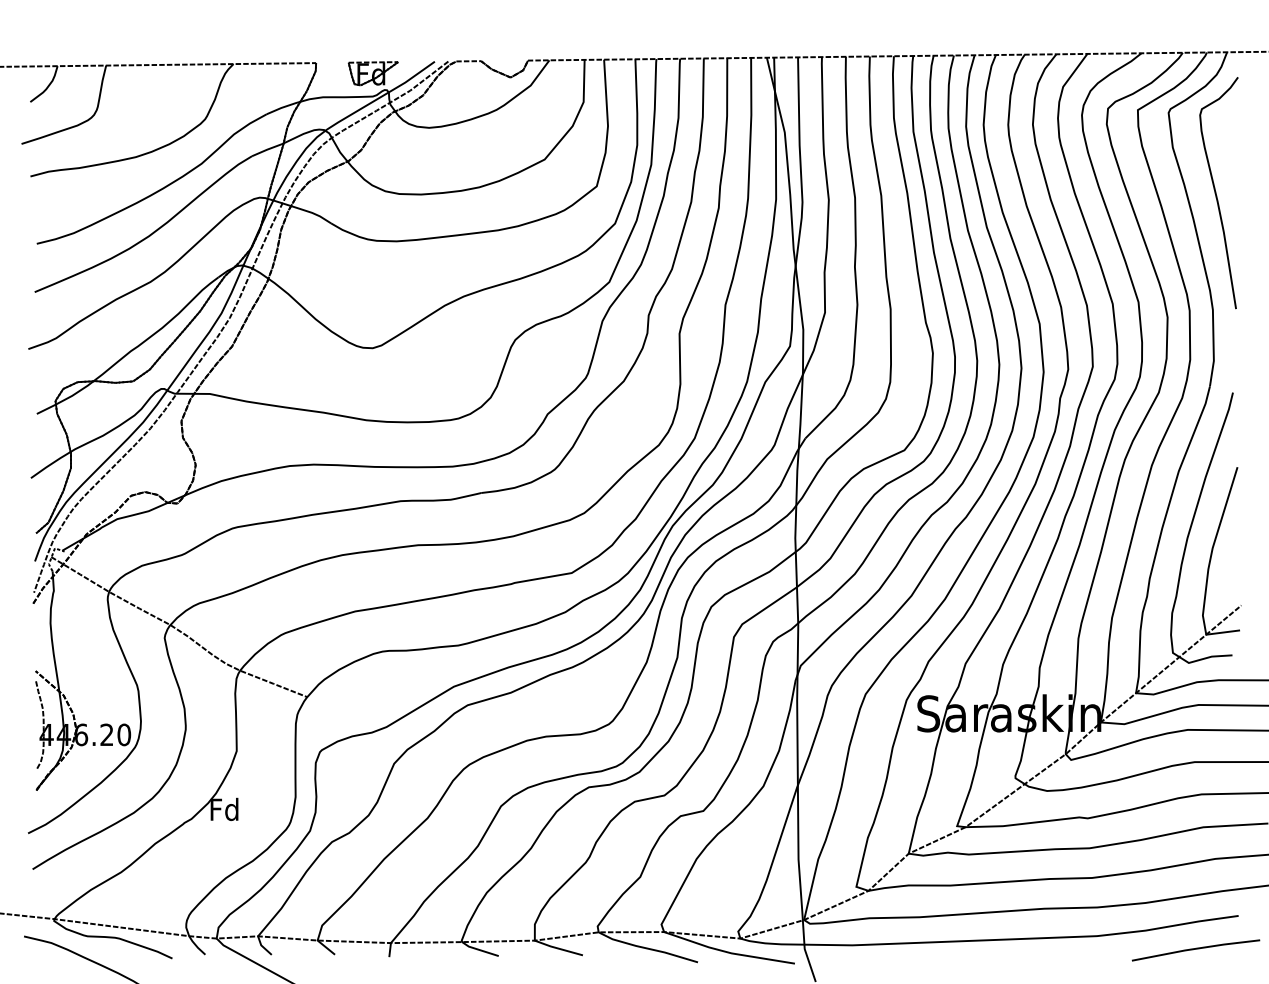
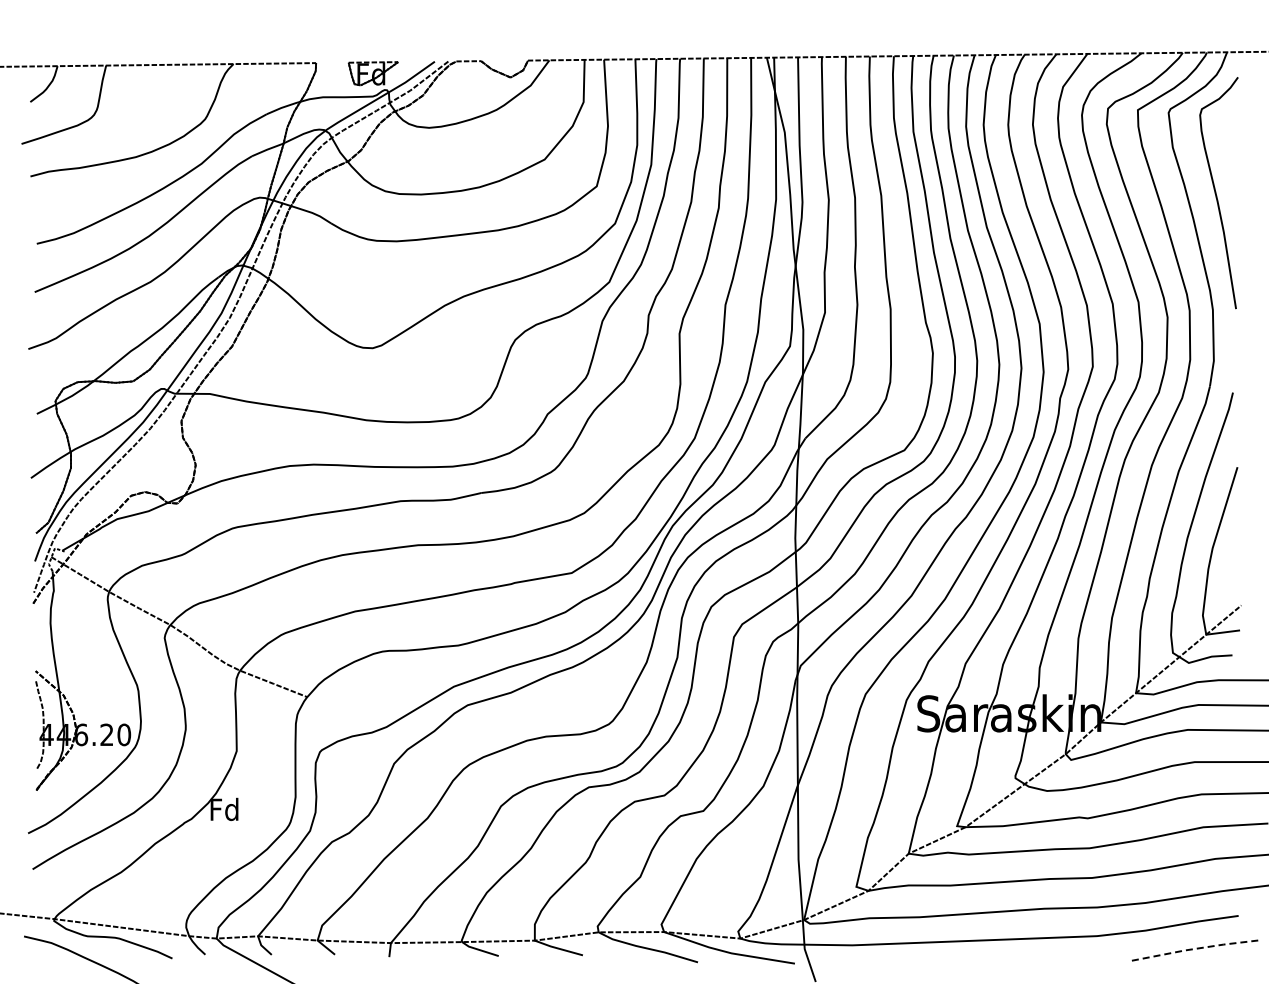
line: solid -> dashed (1196, 948)
